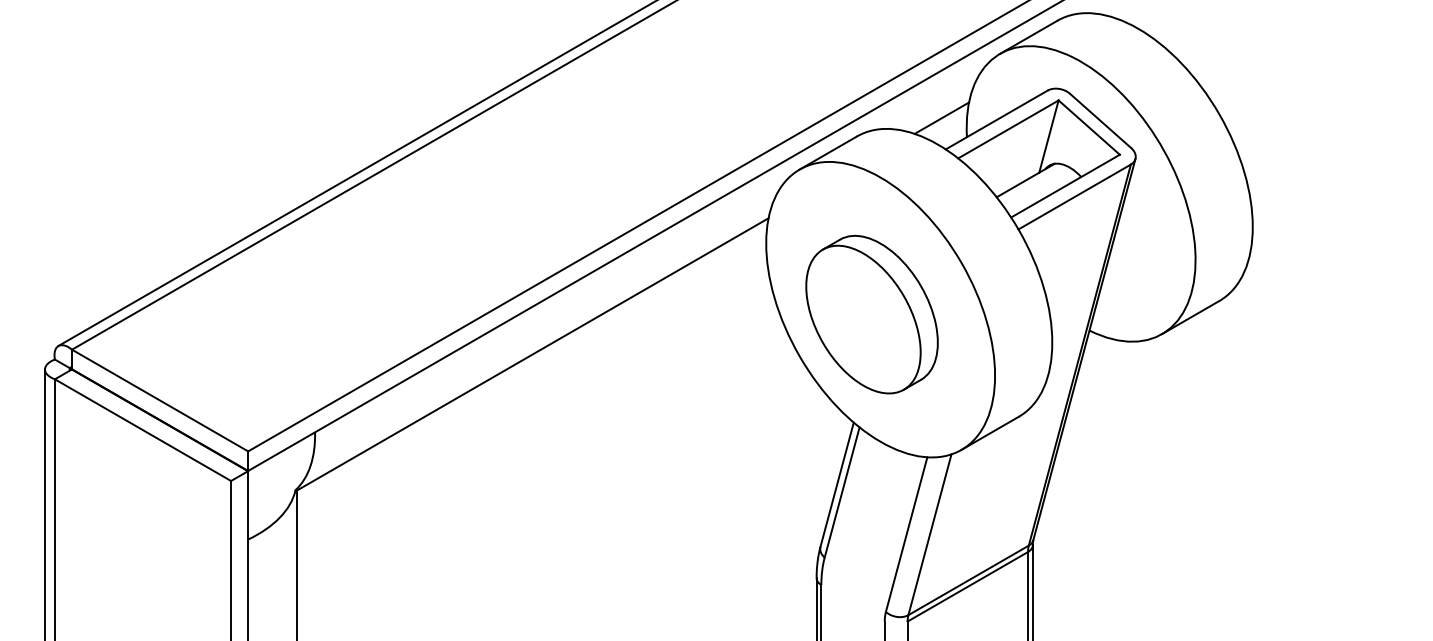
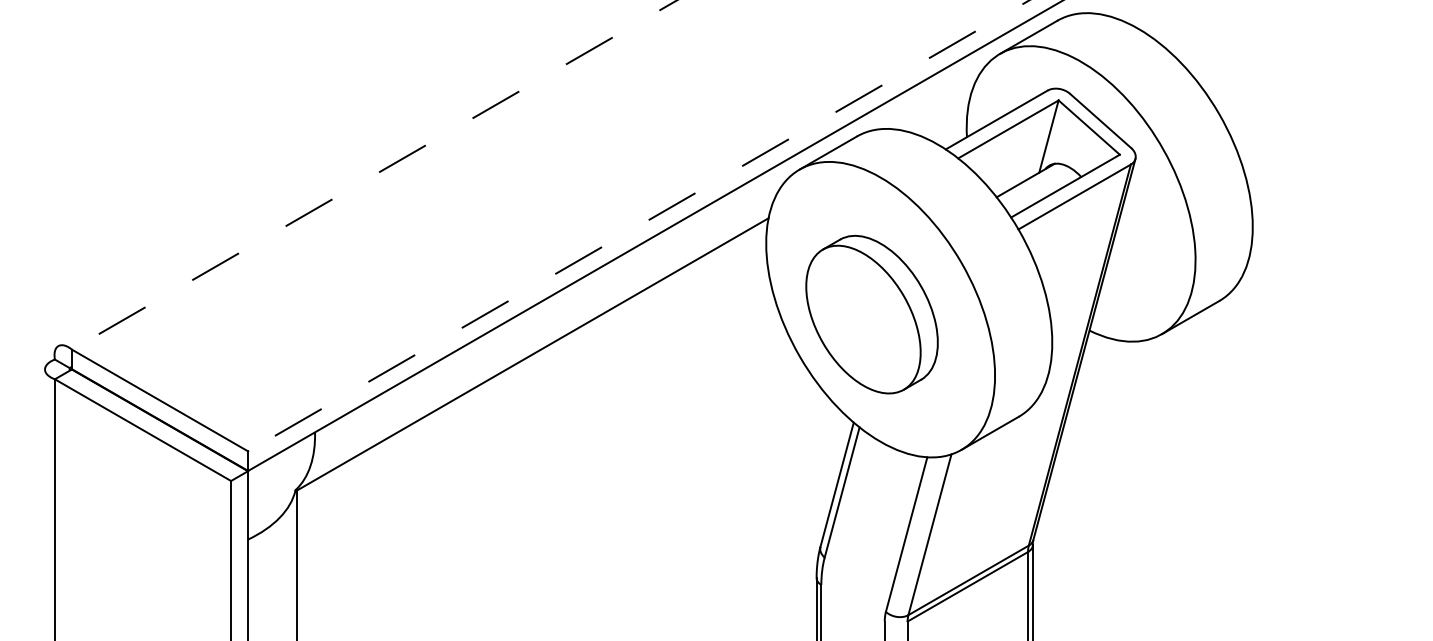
line: present -> none (941, 117)
line: present -> none (355, 173)
line: solid -> dashed (374, 175)
line: solid -> dashed (638, 225)
line: present -> none (44, 503)
